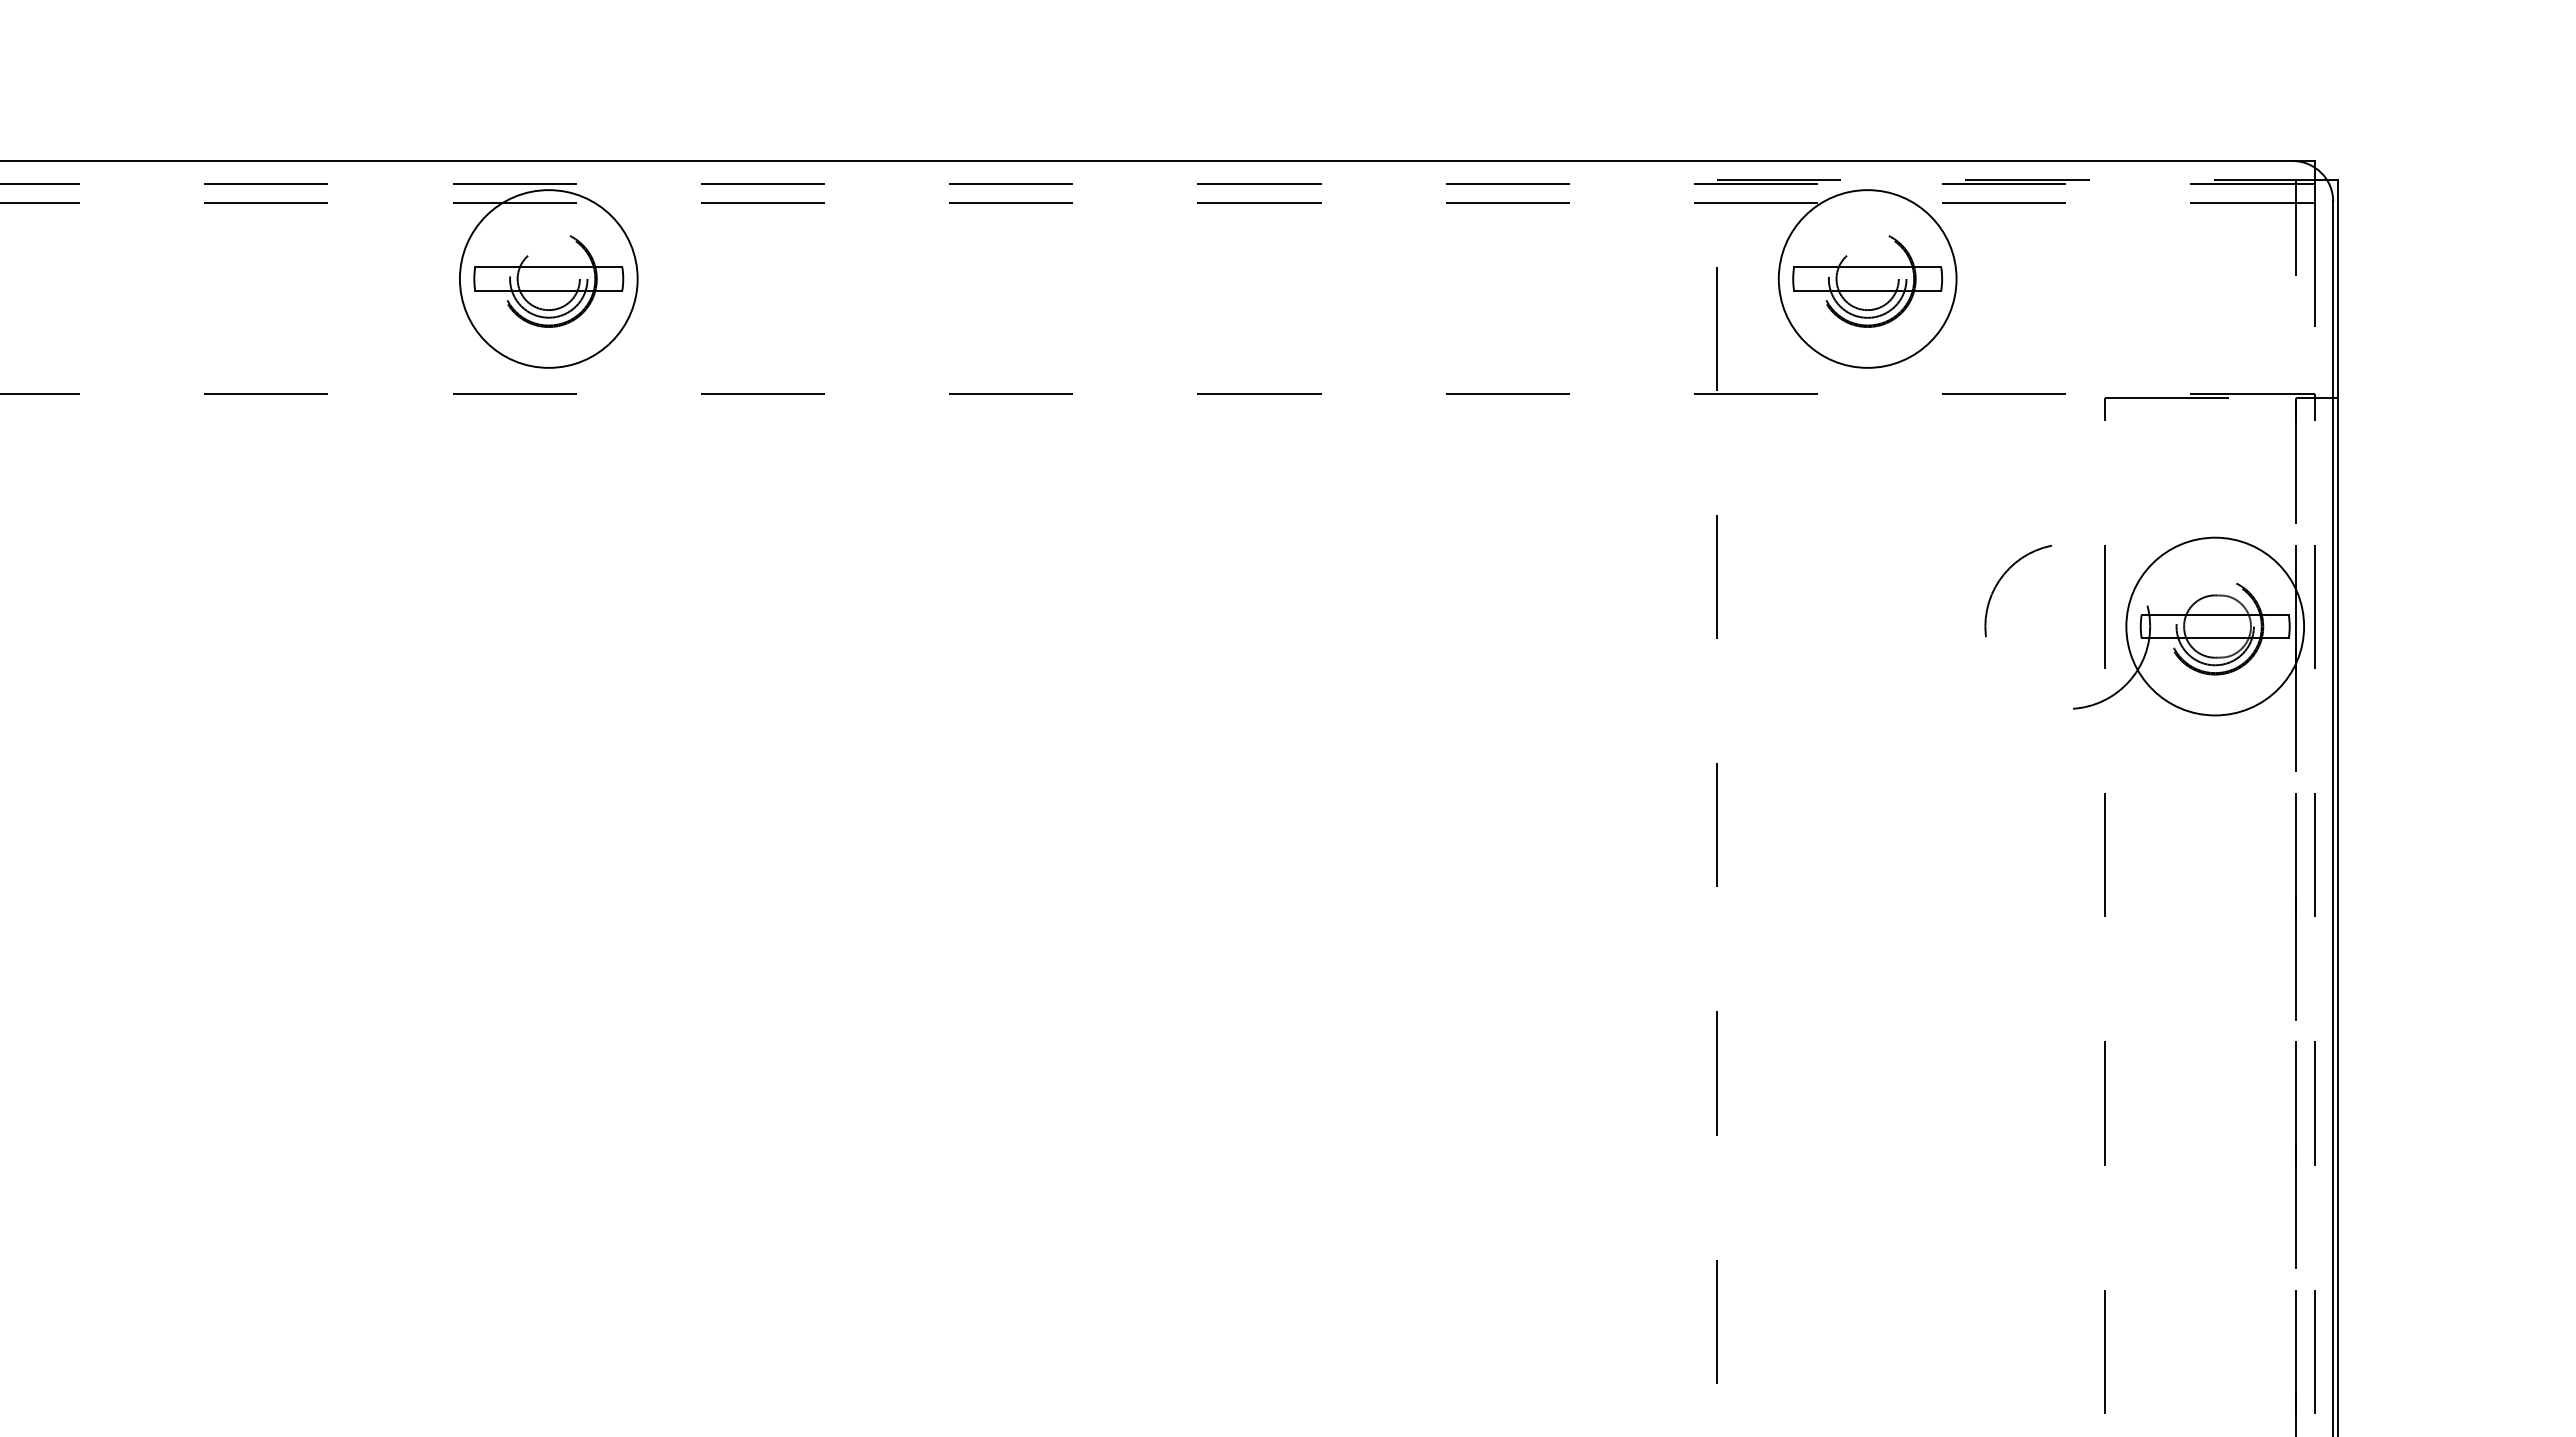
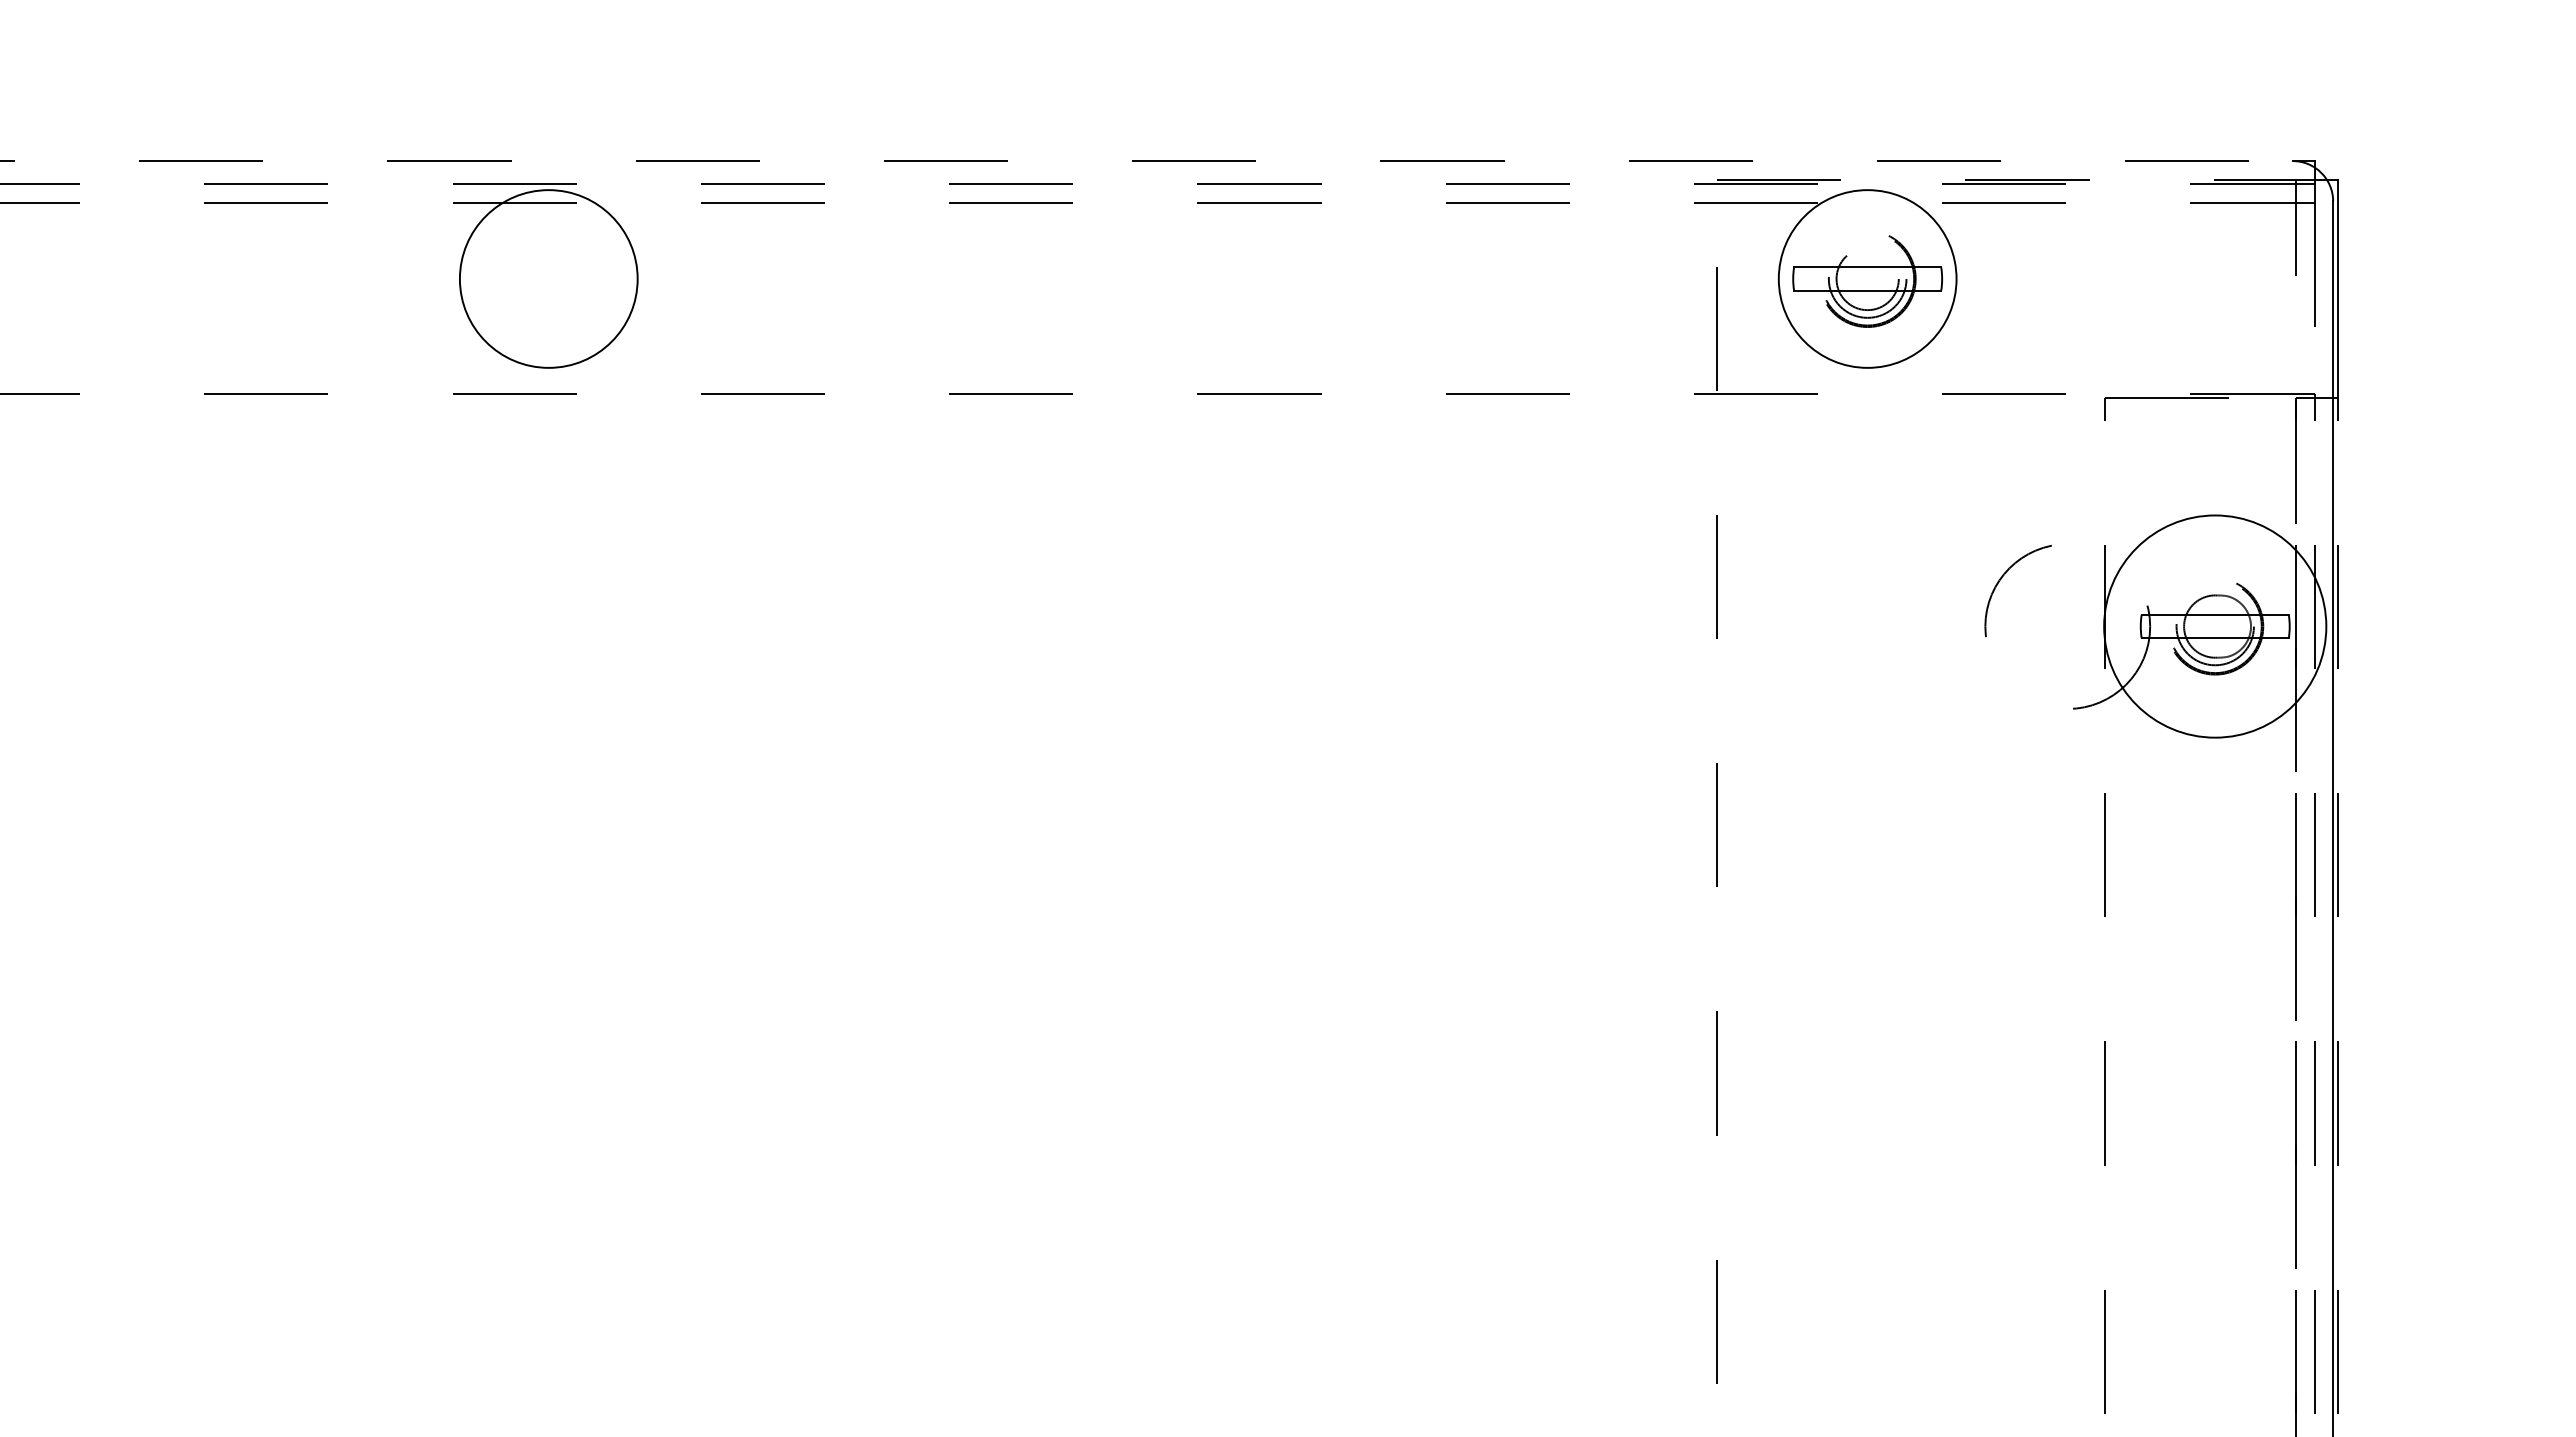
line: solid -> dashed (1147, 161)
part: present -> none (548, 281)
circle diameter: 178 px -> 222 px (2215, 626)
line: solid -> dashed (2337, 916)
